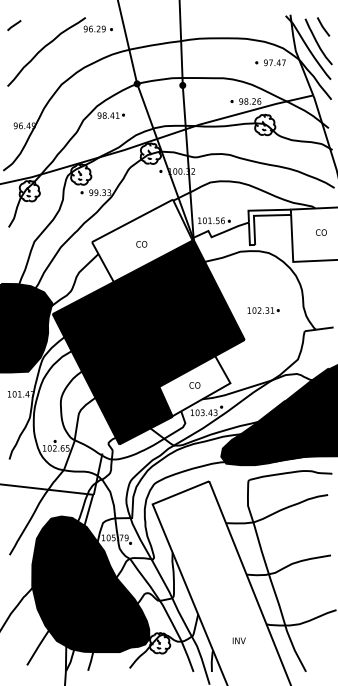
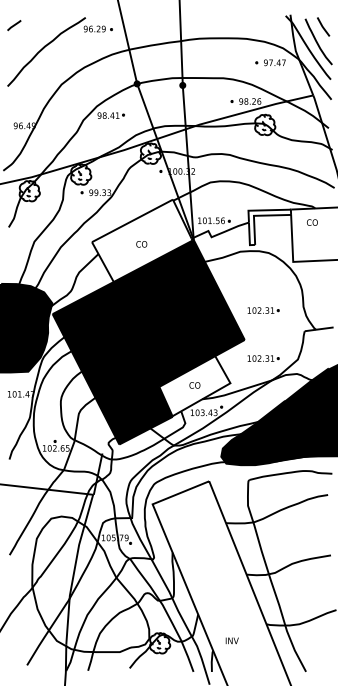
text position: (321, 232) -> (312, 222) (312, 222)
part: none -> present (263, 358)
fill: present -> none (90, 584)
text position: (238, 640) -> (231, 640) (231, 640)
